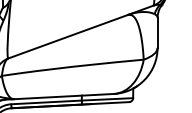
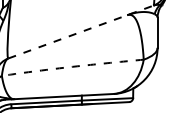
line: solid -> dashed (81, 31)
line: solid -> dashed (71, 66)
